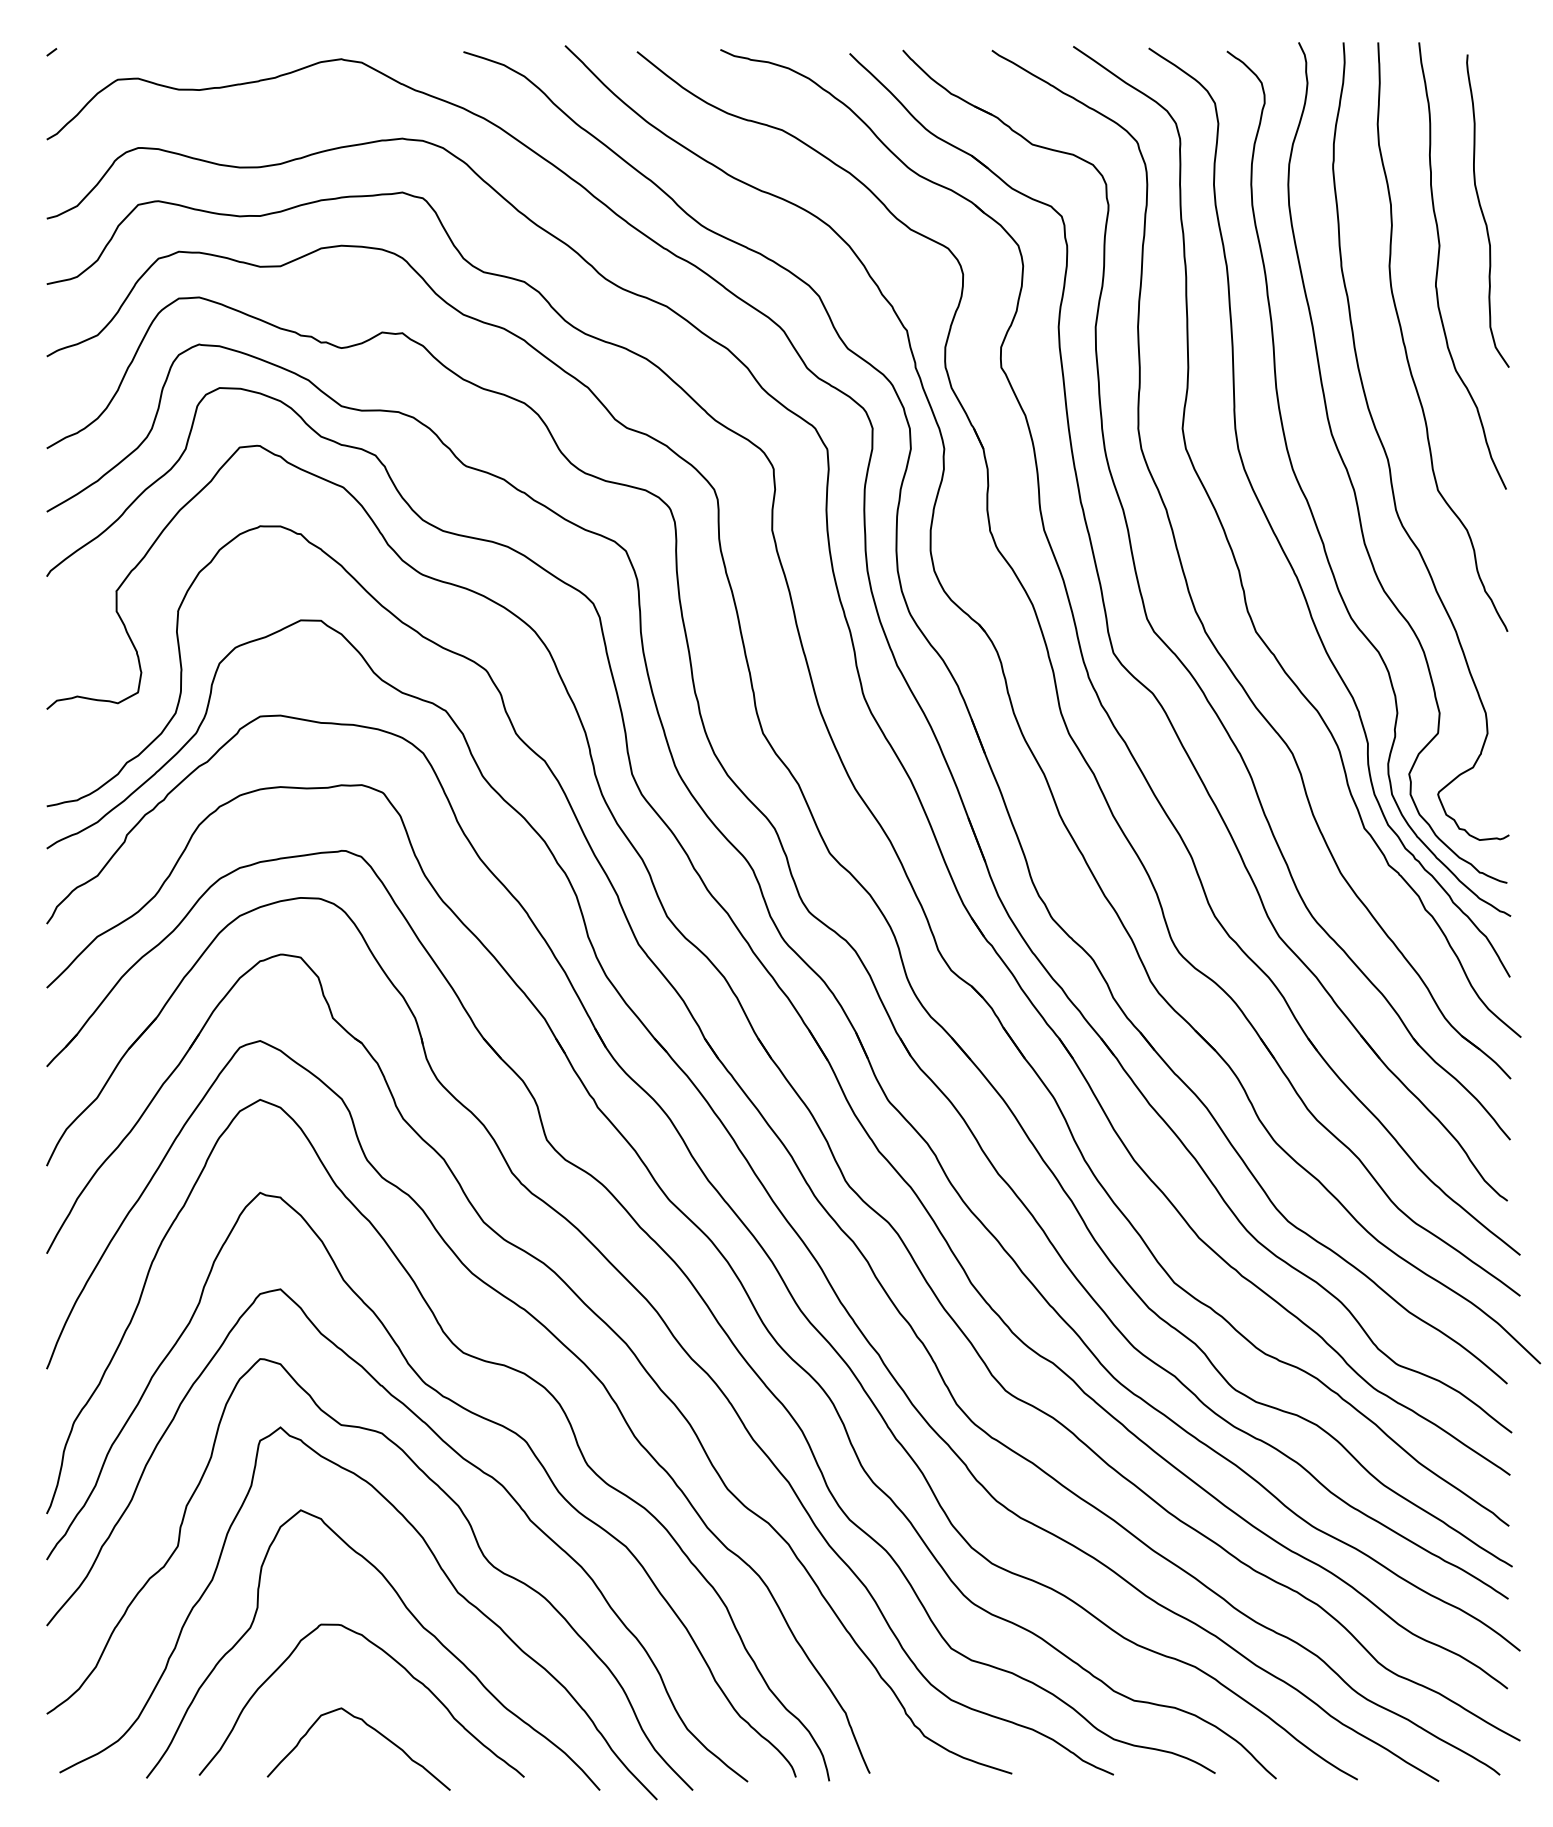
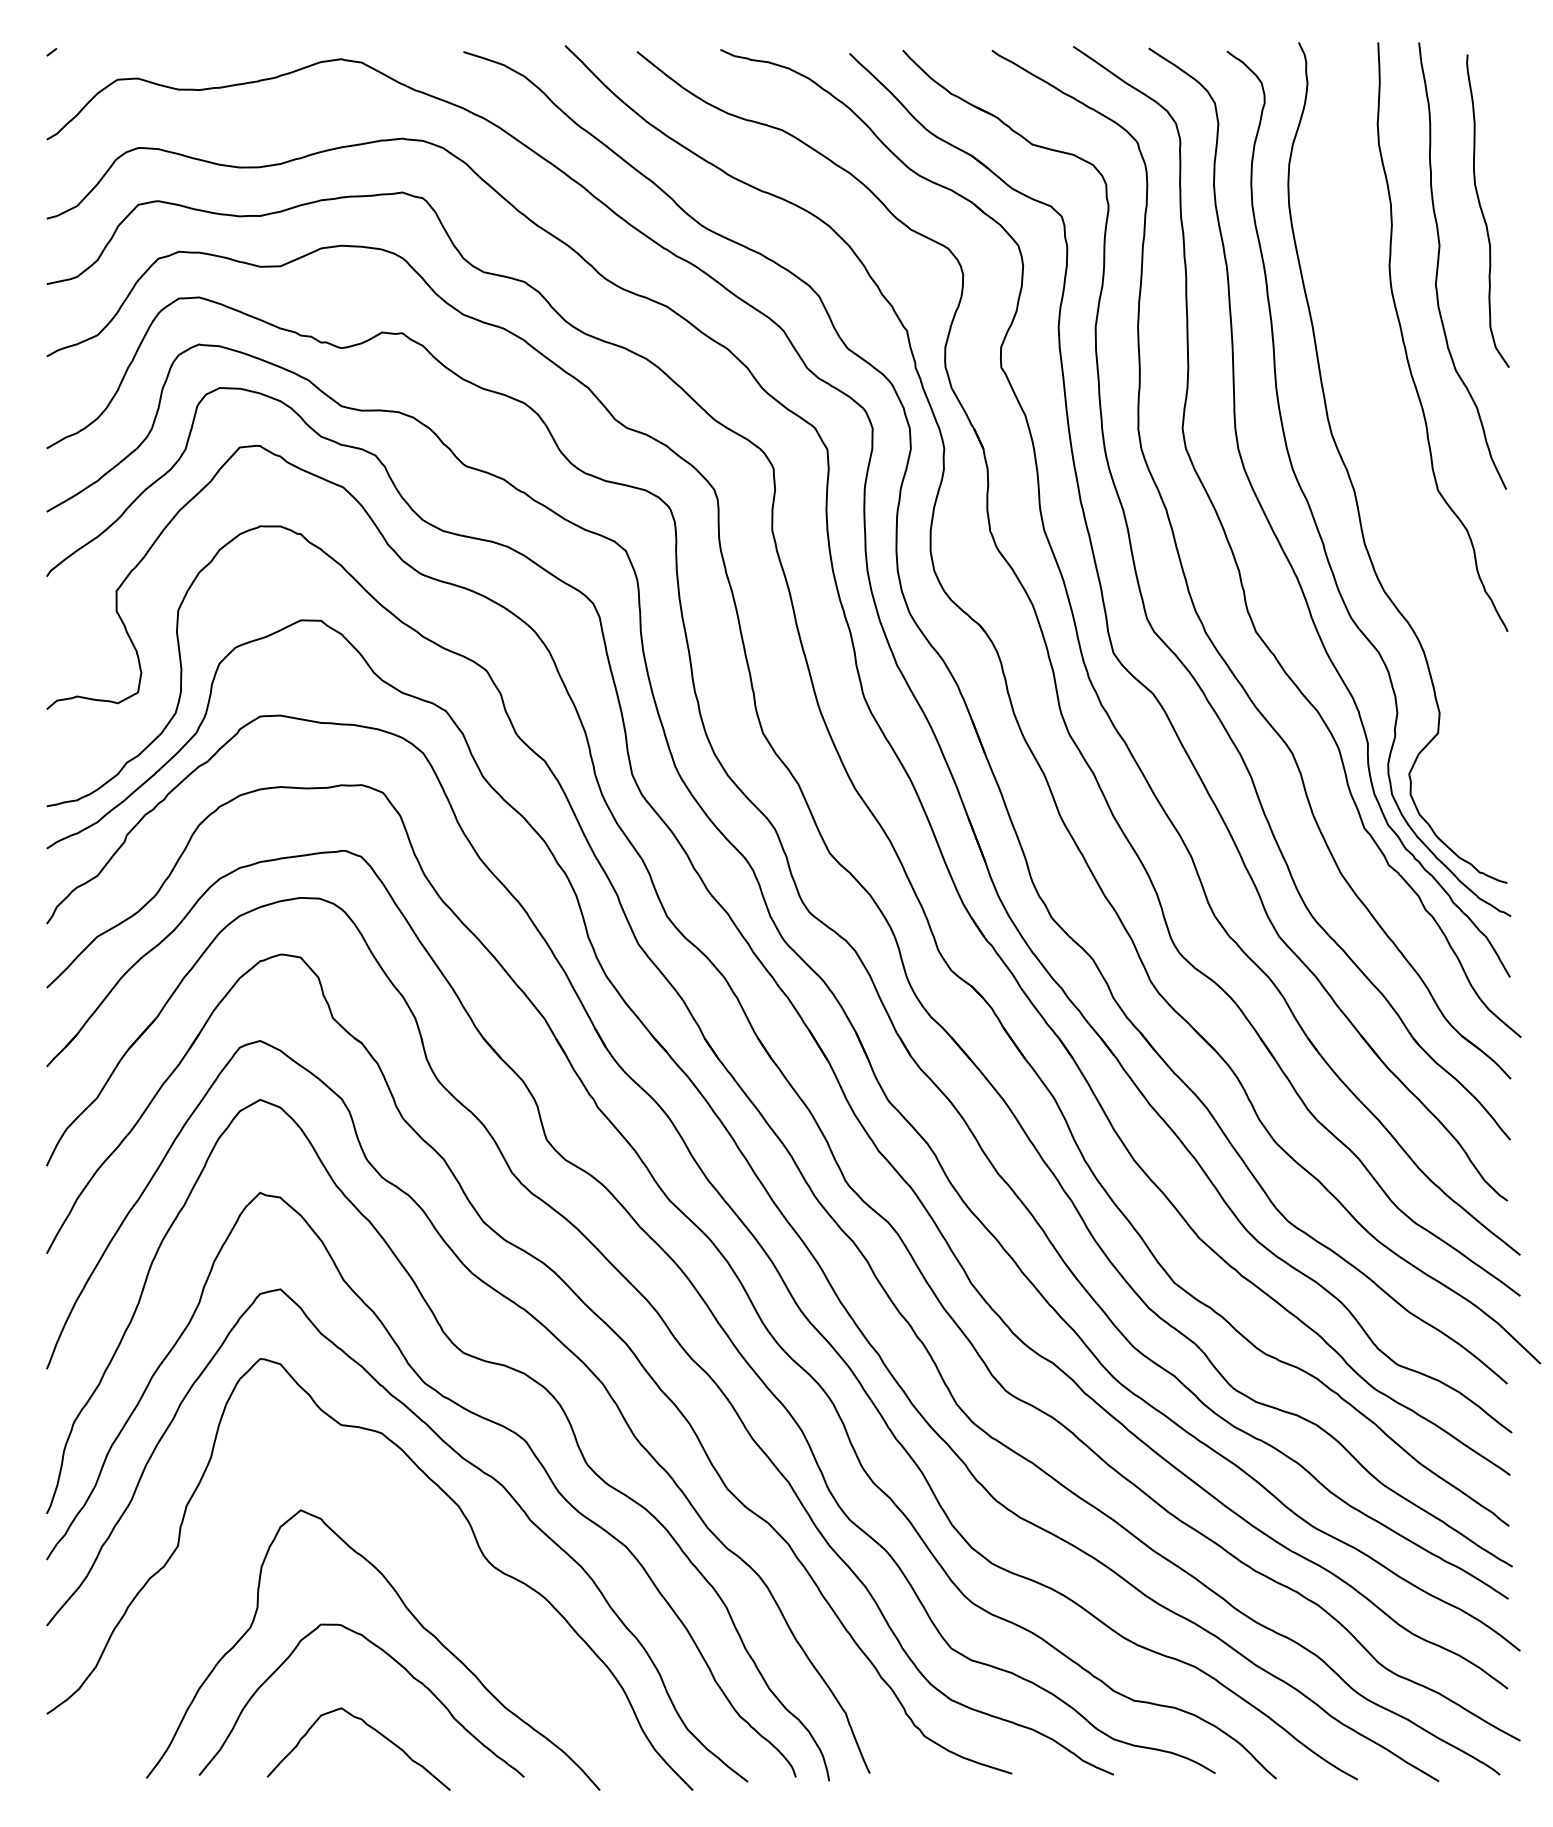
curve: present -> none (1386, 452)
curve: present -> none (440, 1569)
